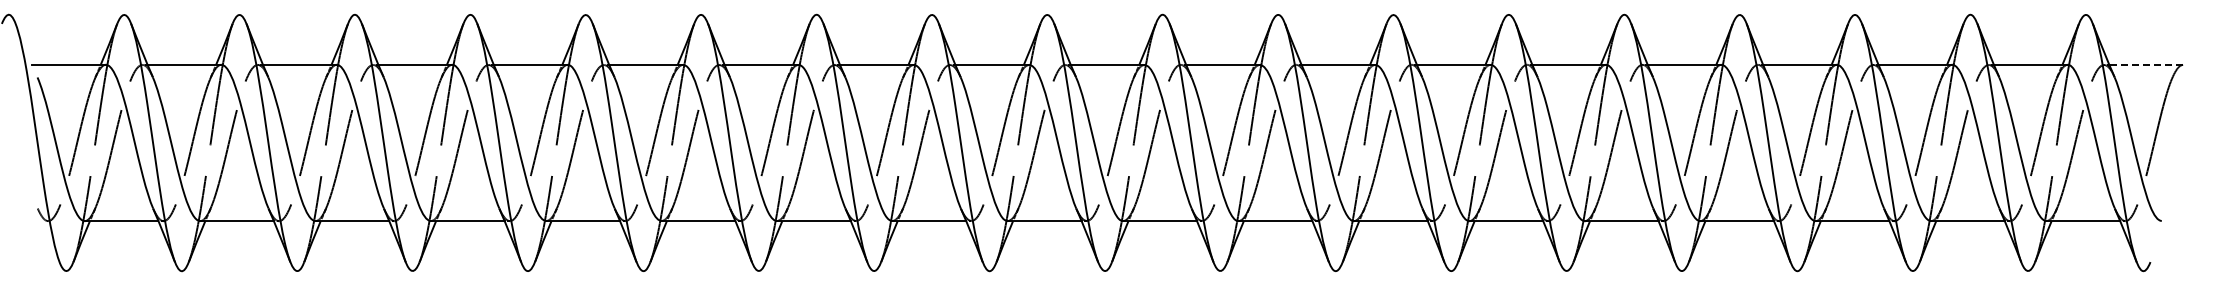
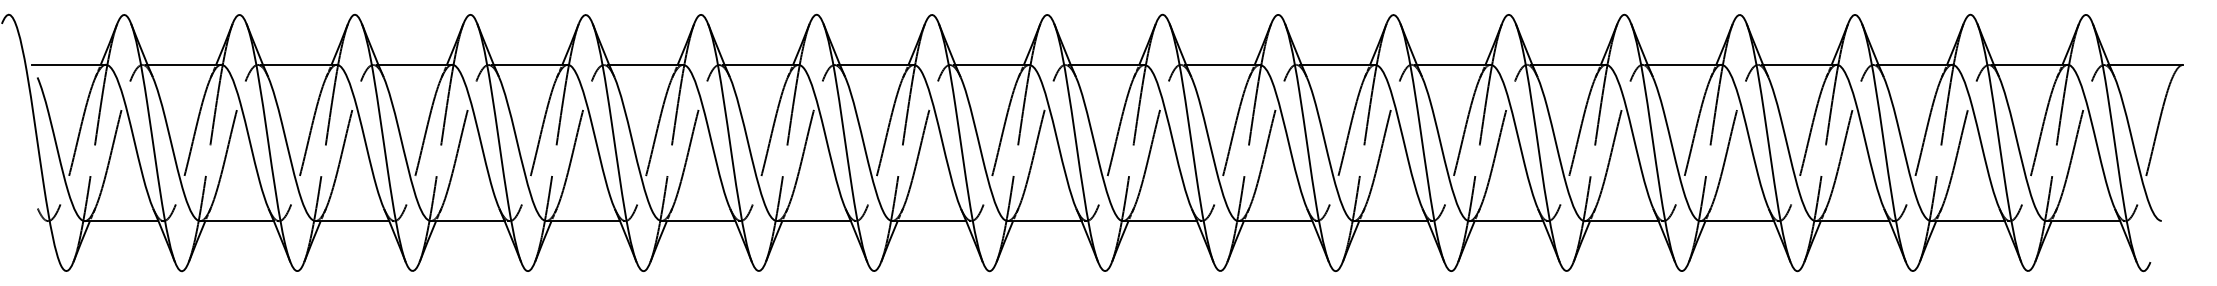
line: dashed -> solid (2146, 64)
